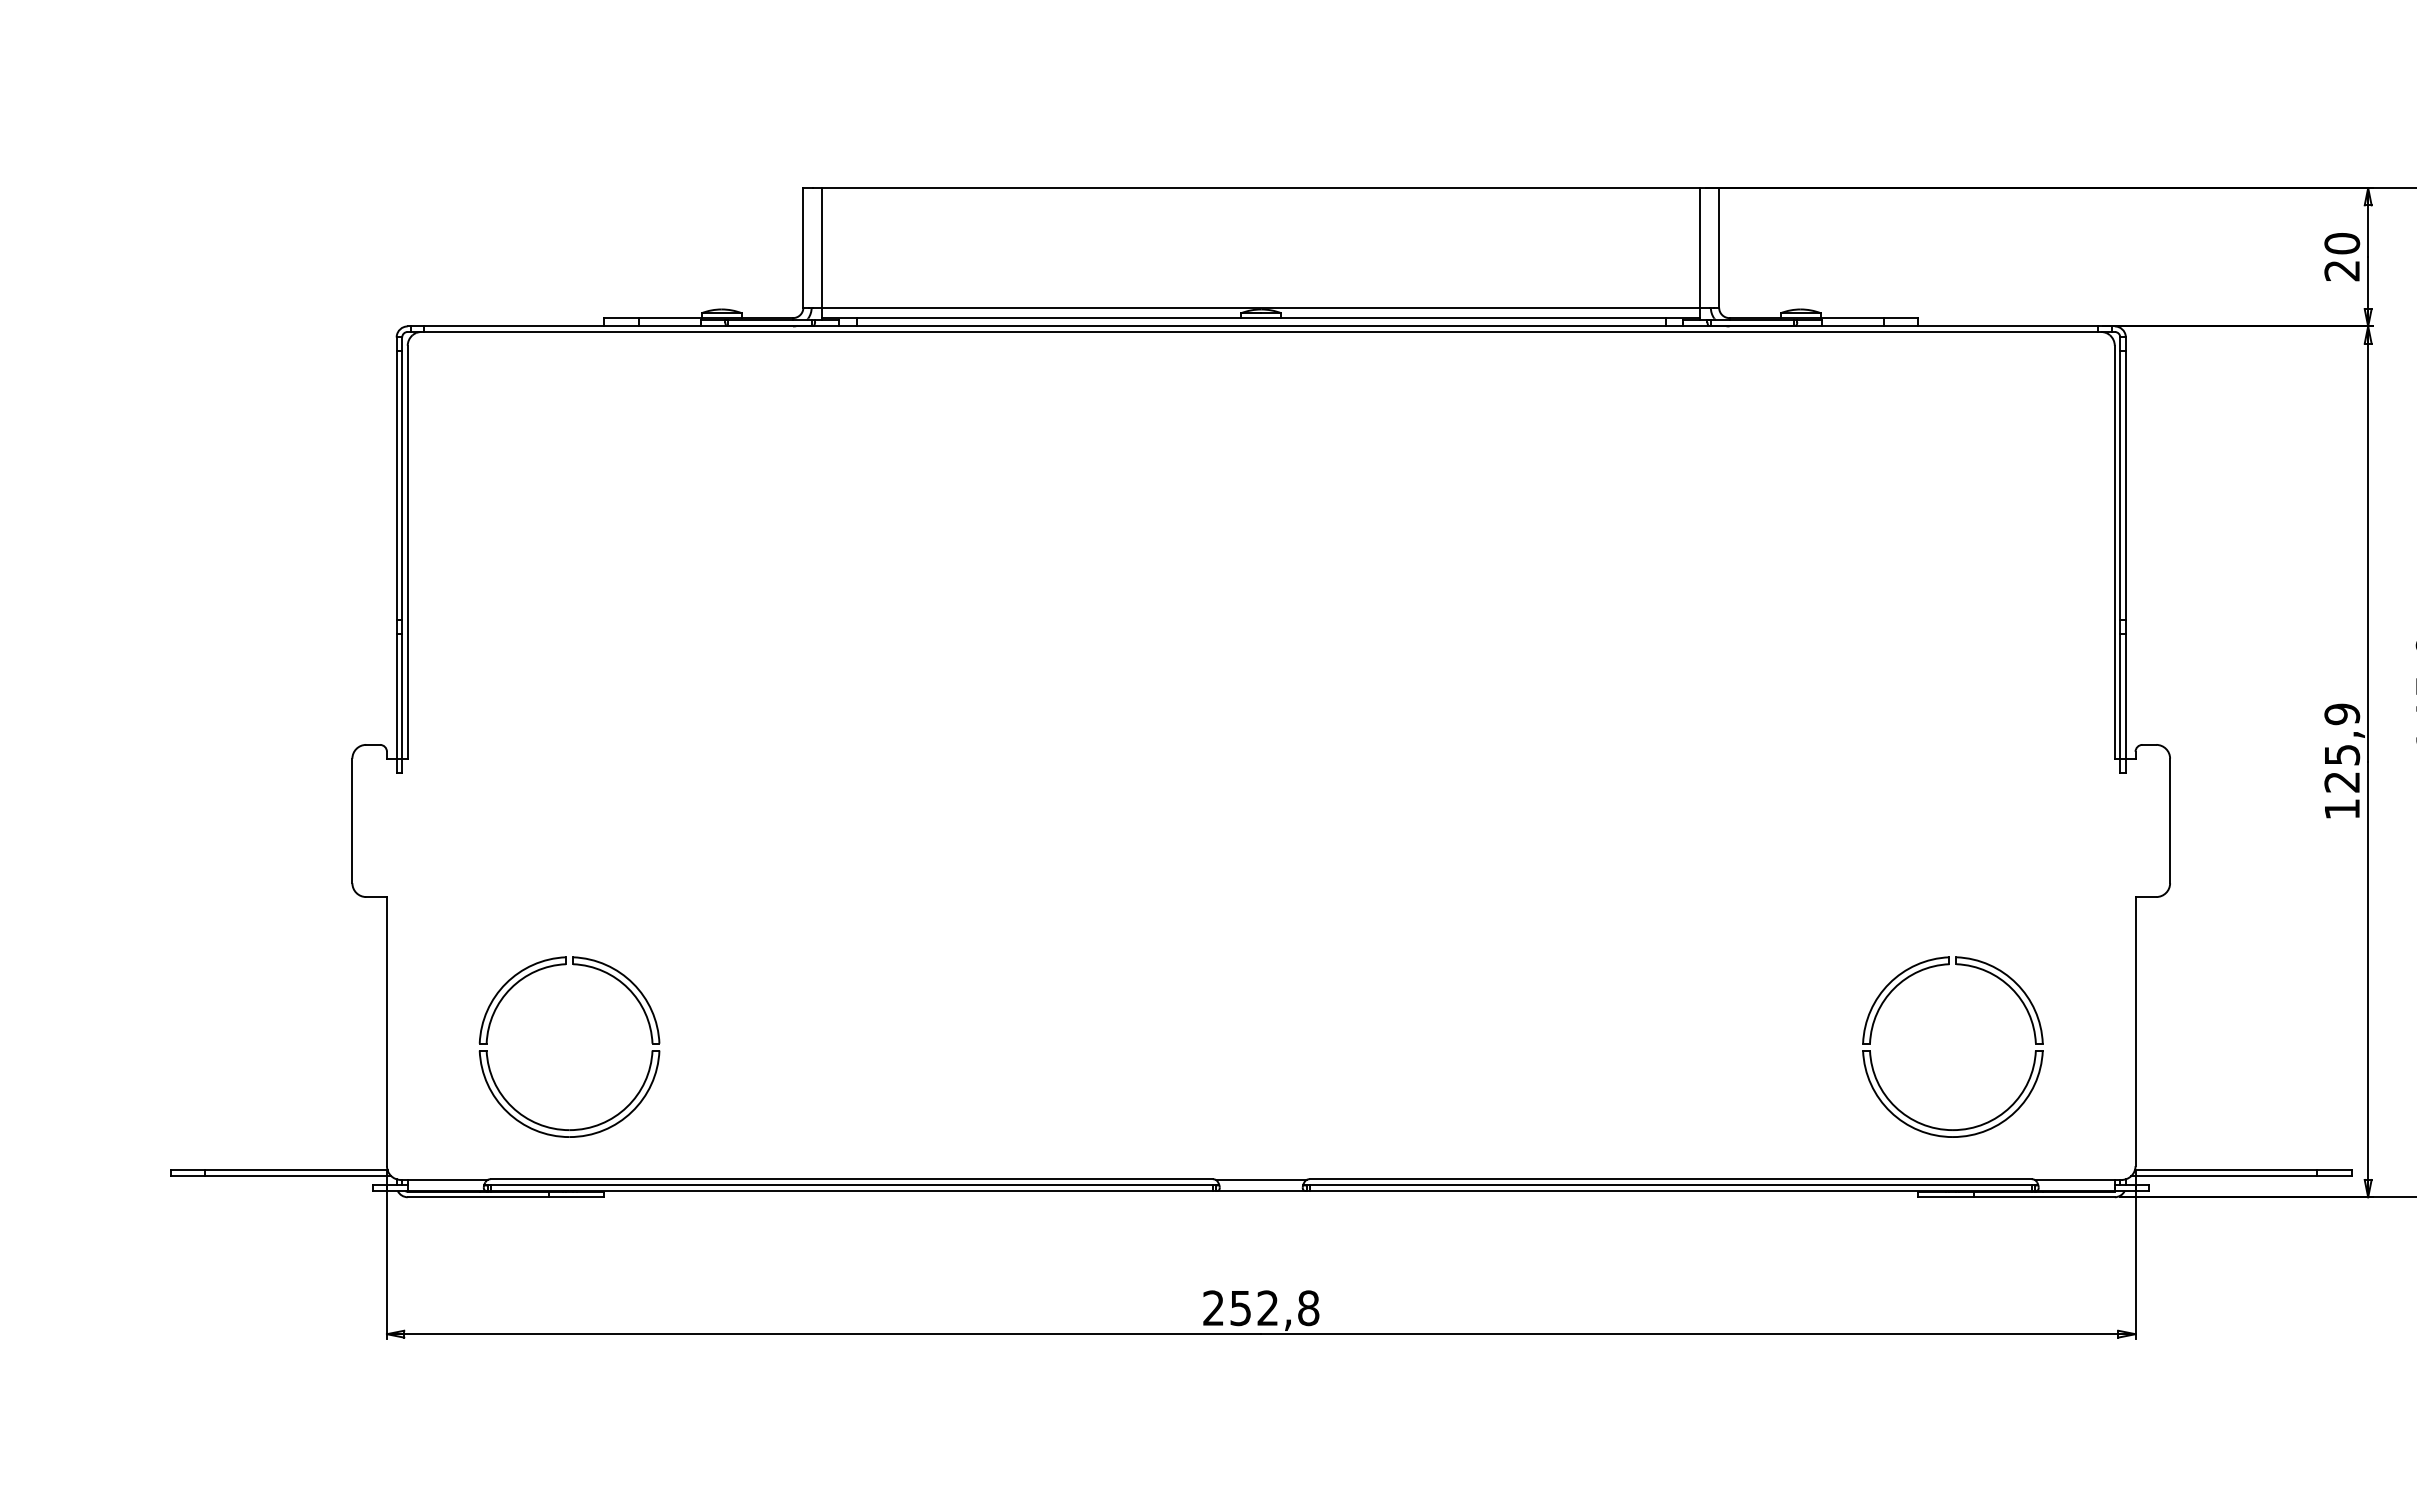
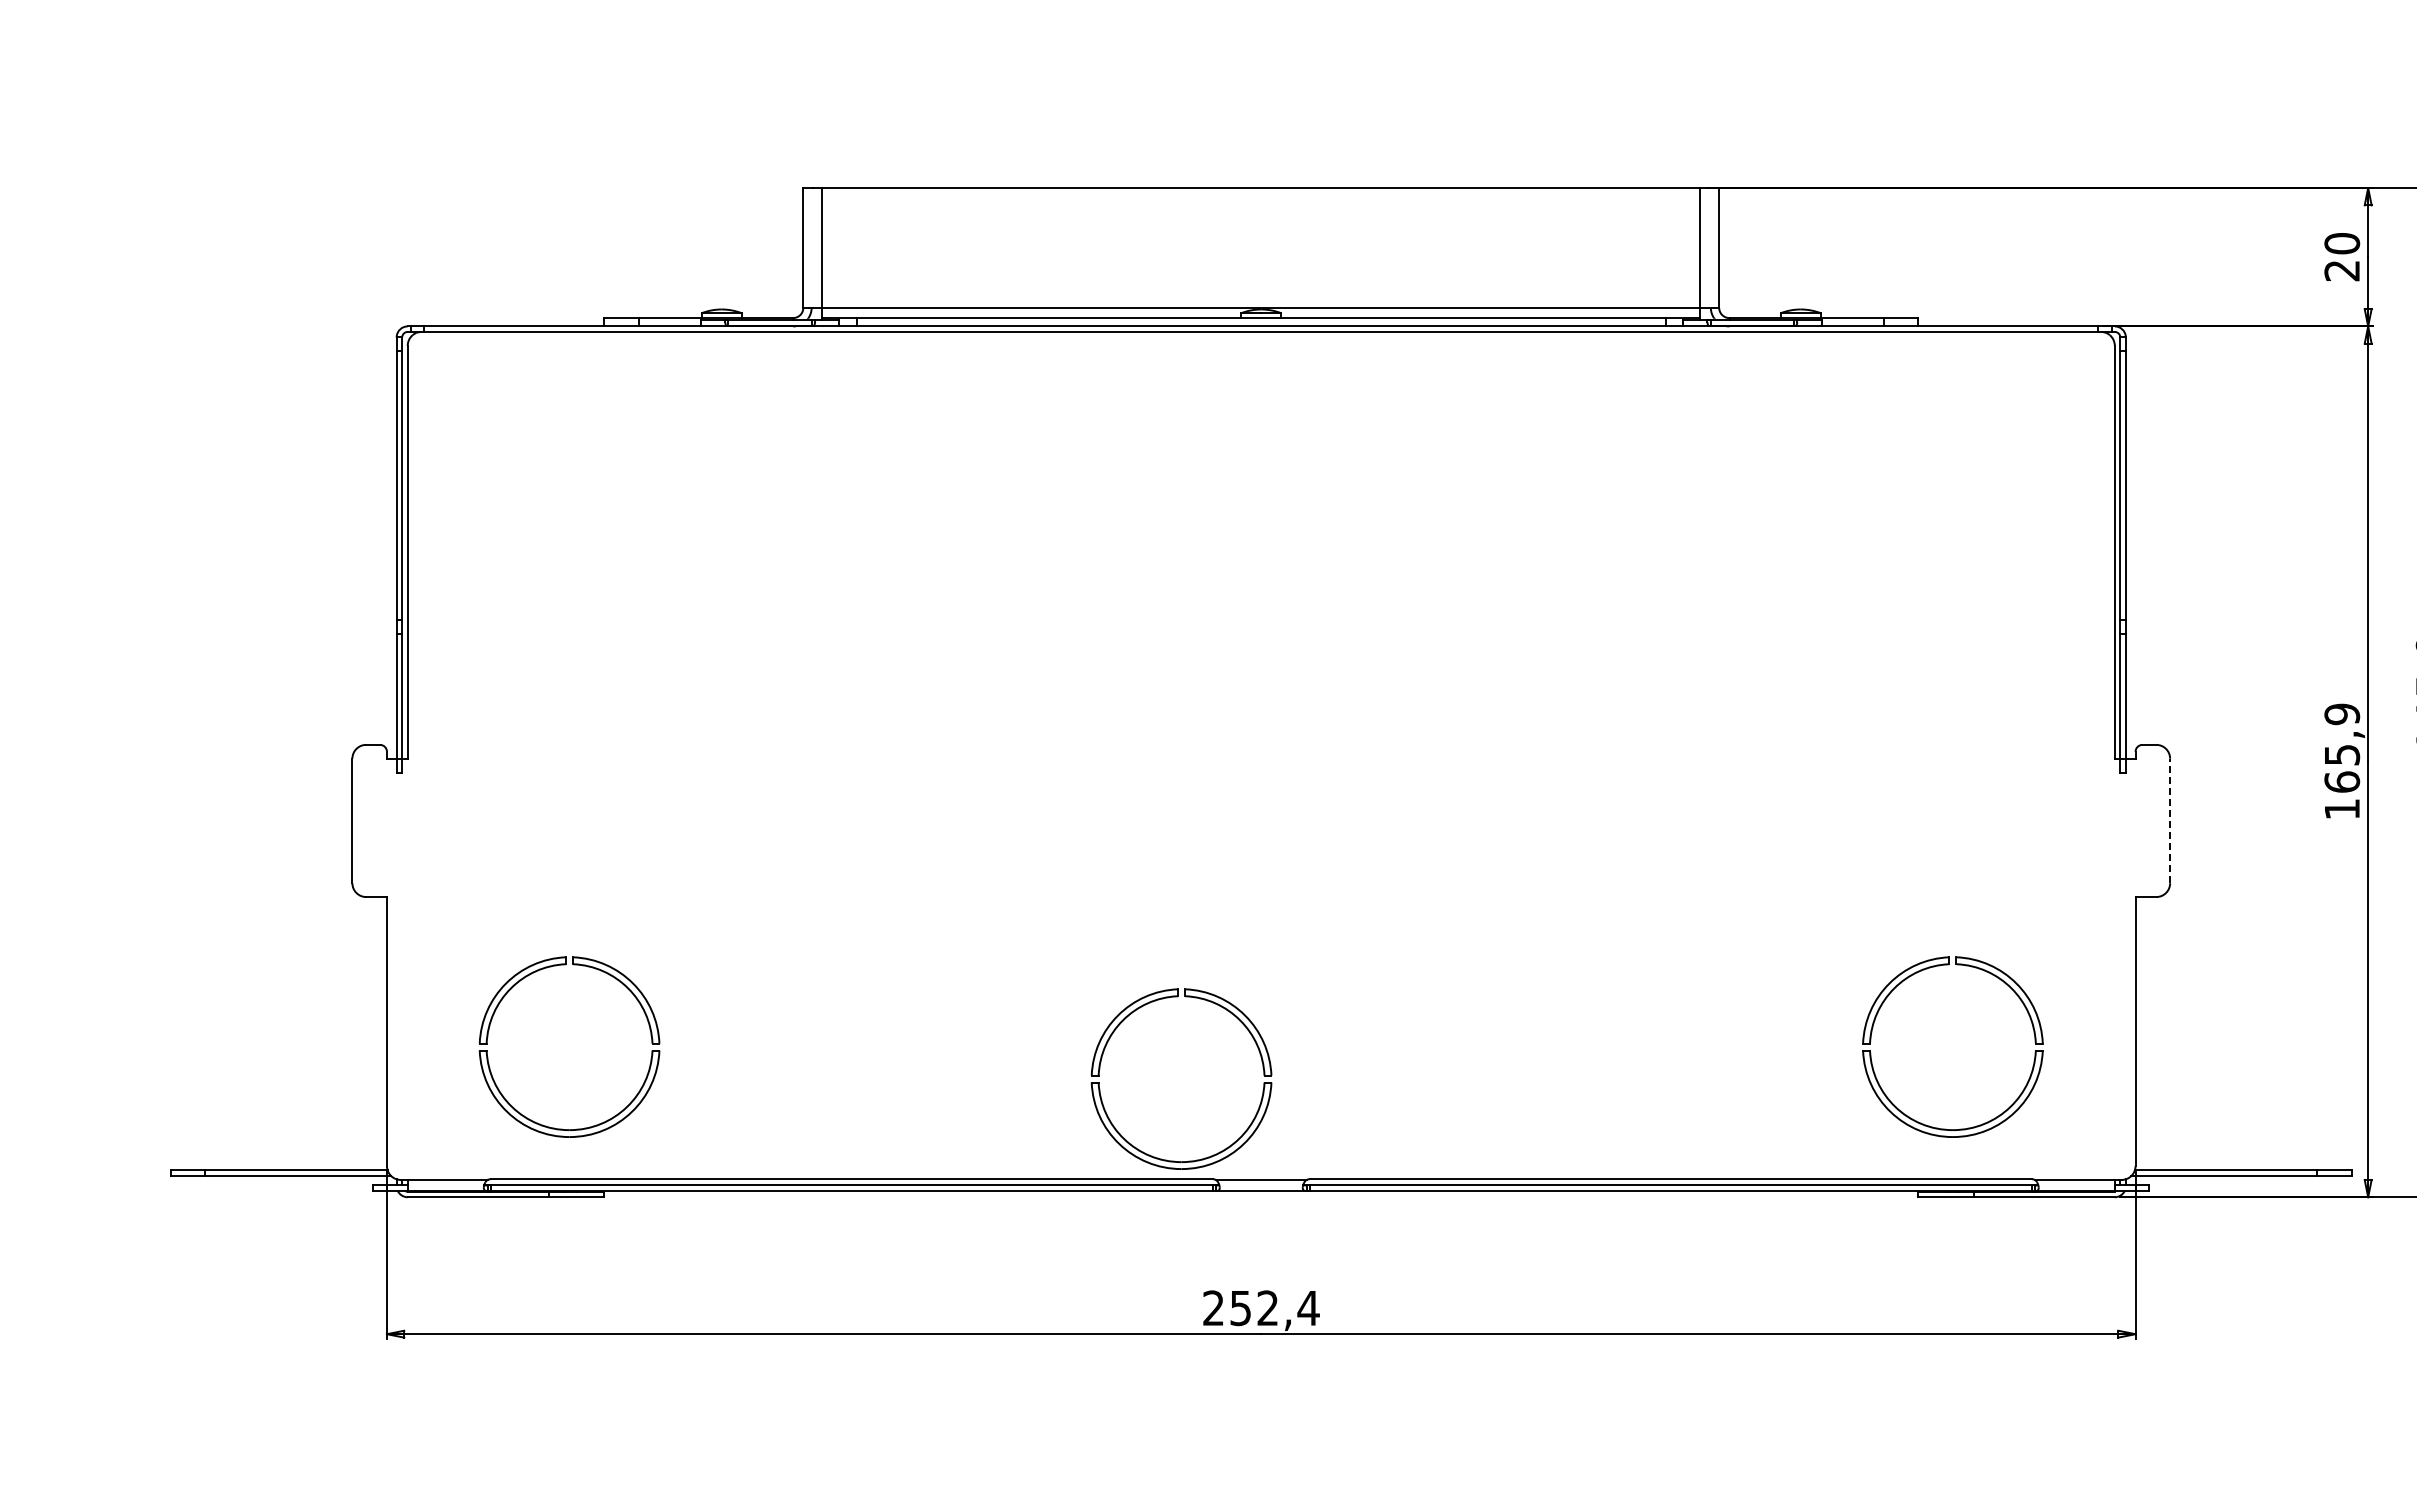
text: 125,9 -> 165,9 (2342, 781)
line: solid -> dashed (2170, 820)
part: none -> present (1163, 999)
text: 252,8 -> 252,4 (1308, 1308)
